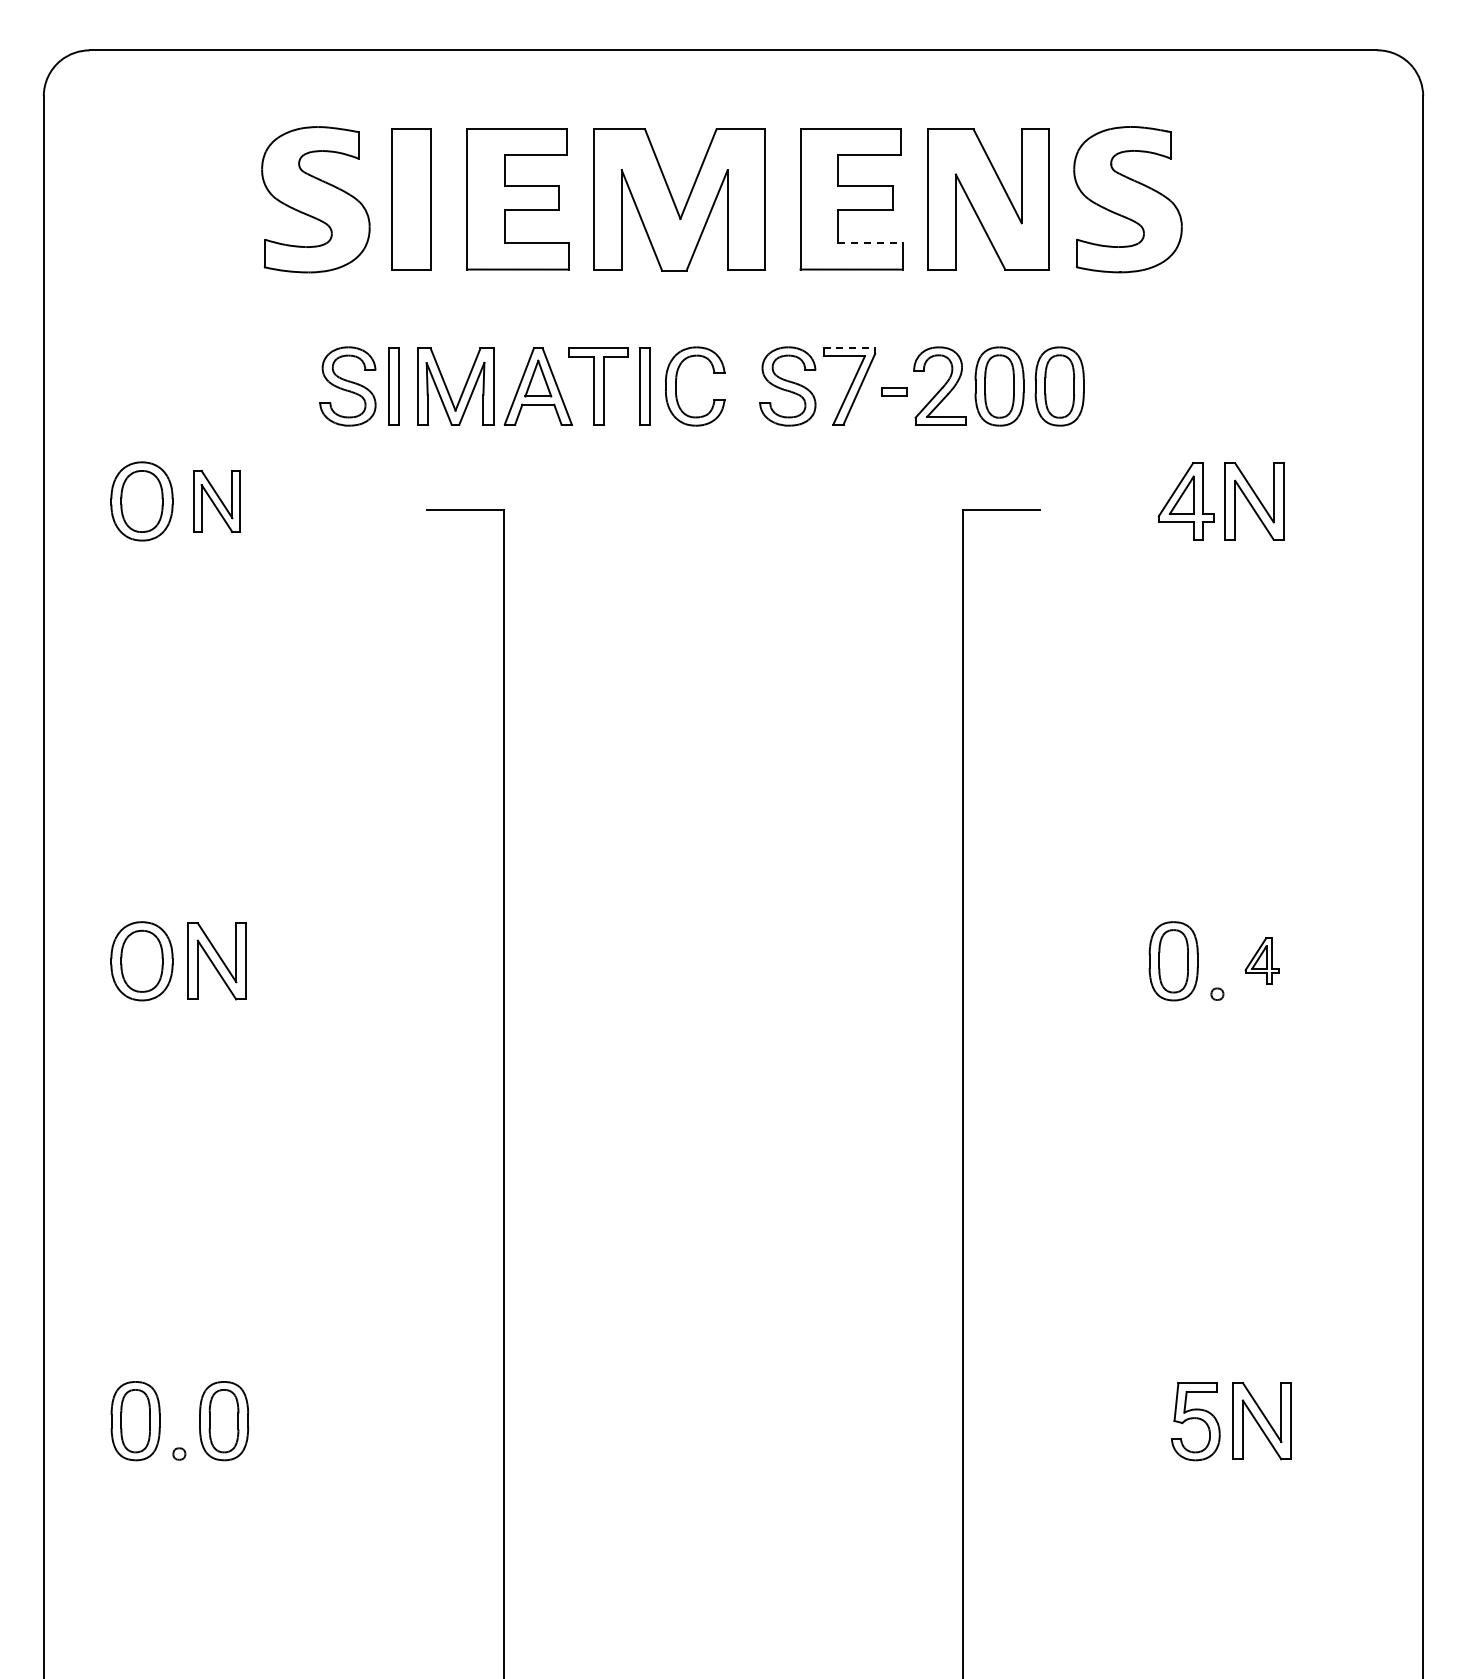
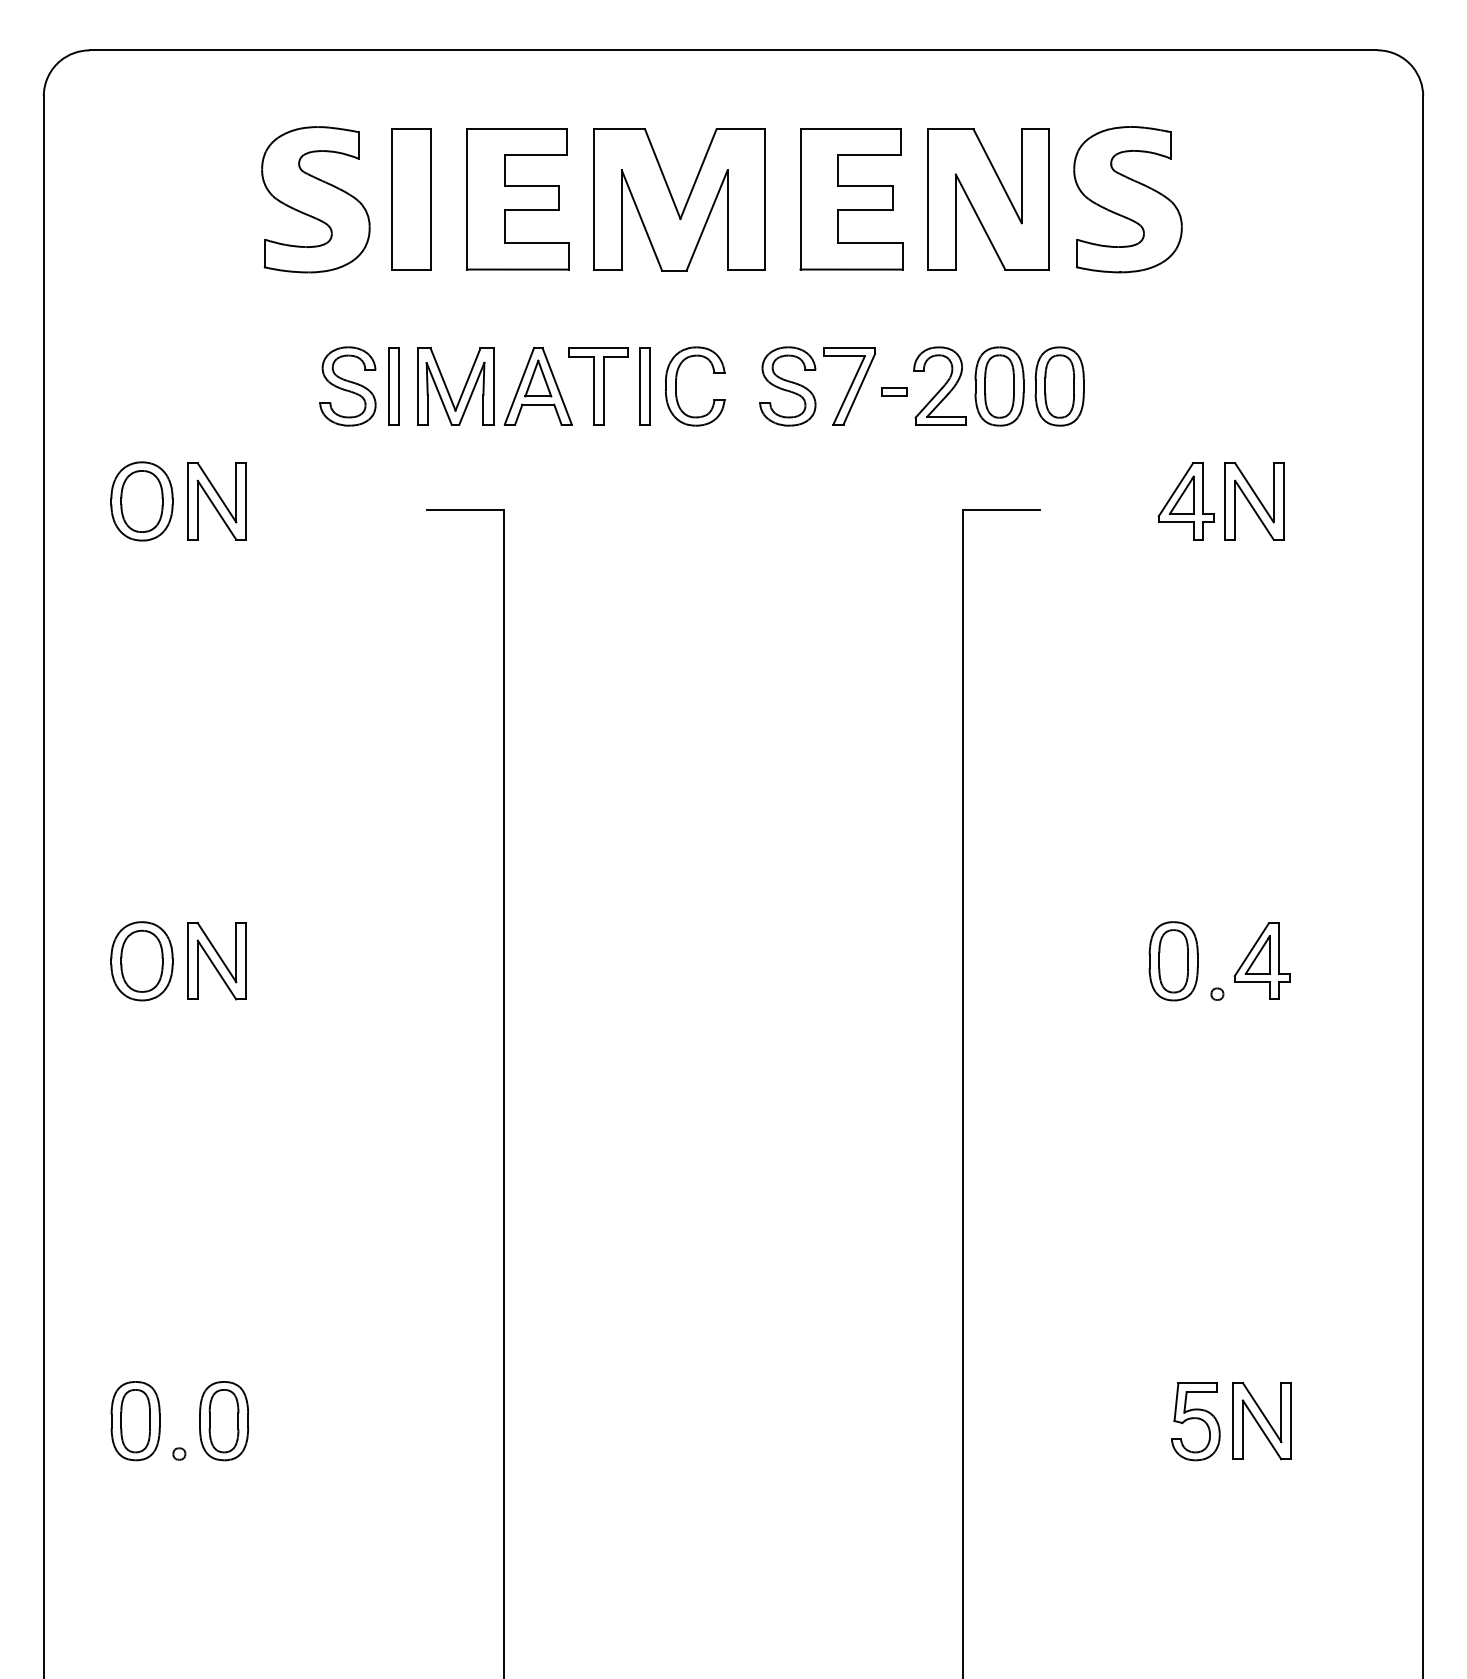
line: dashed -> solid (871, 242)
line: dashed -> solid (849, 348)
part size: 48x63 px -> 60x79 px (216, 501)
part size: 36x48 px -> 58x78 px (1261, 960)
